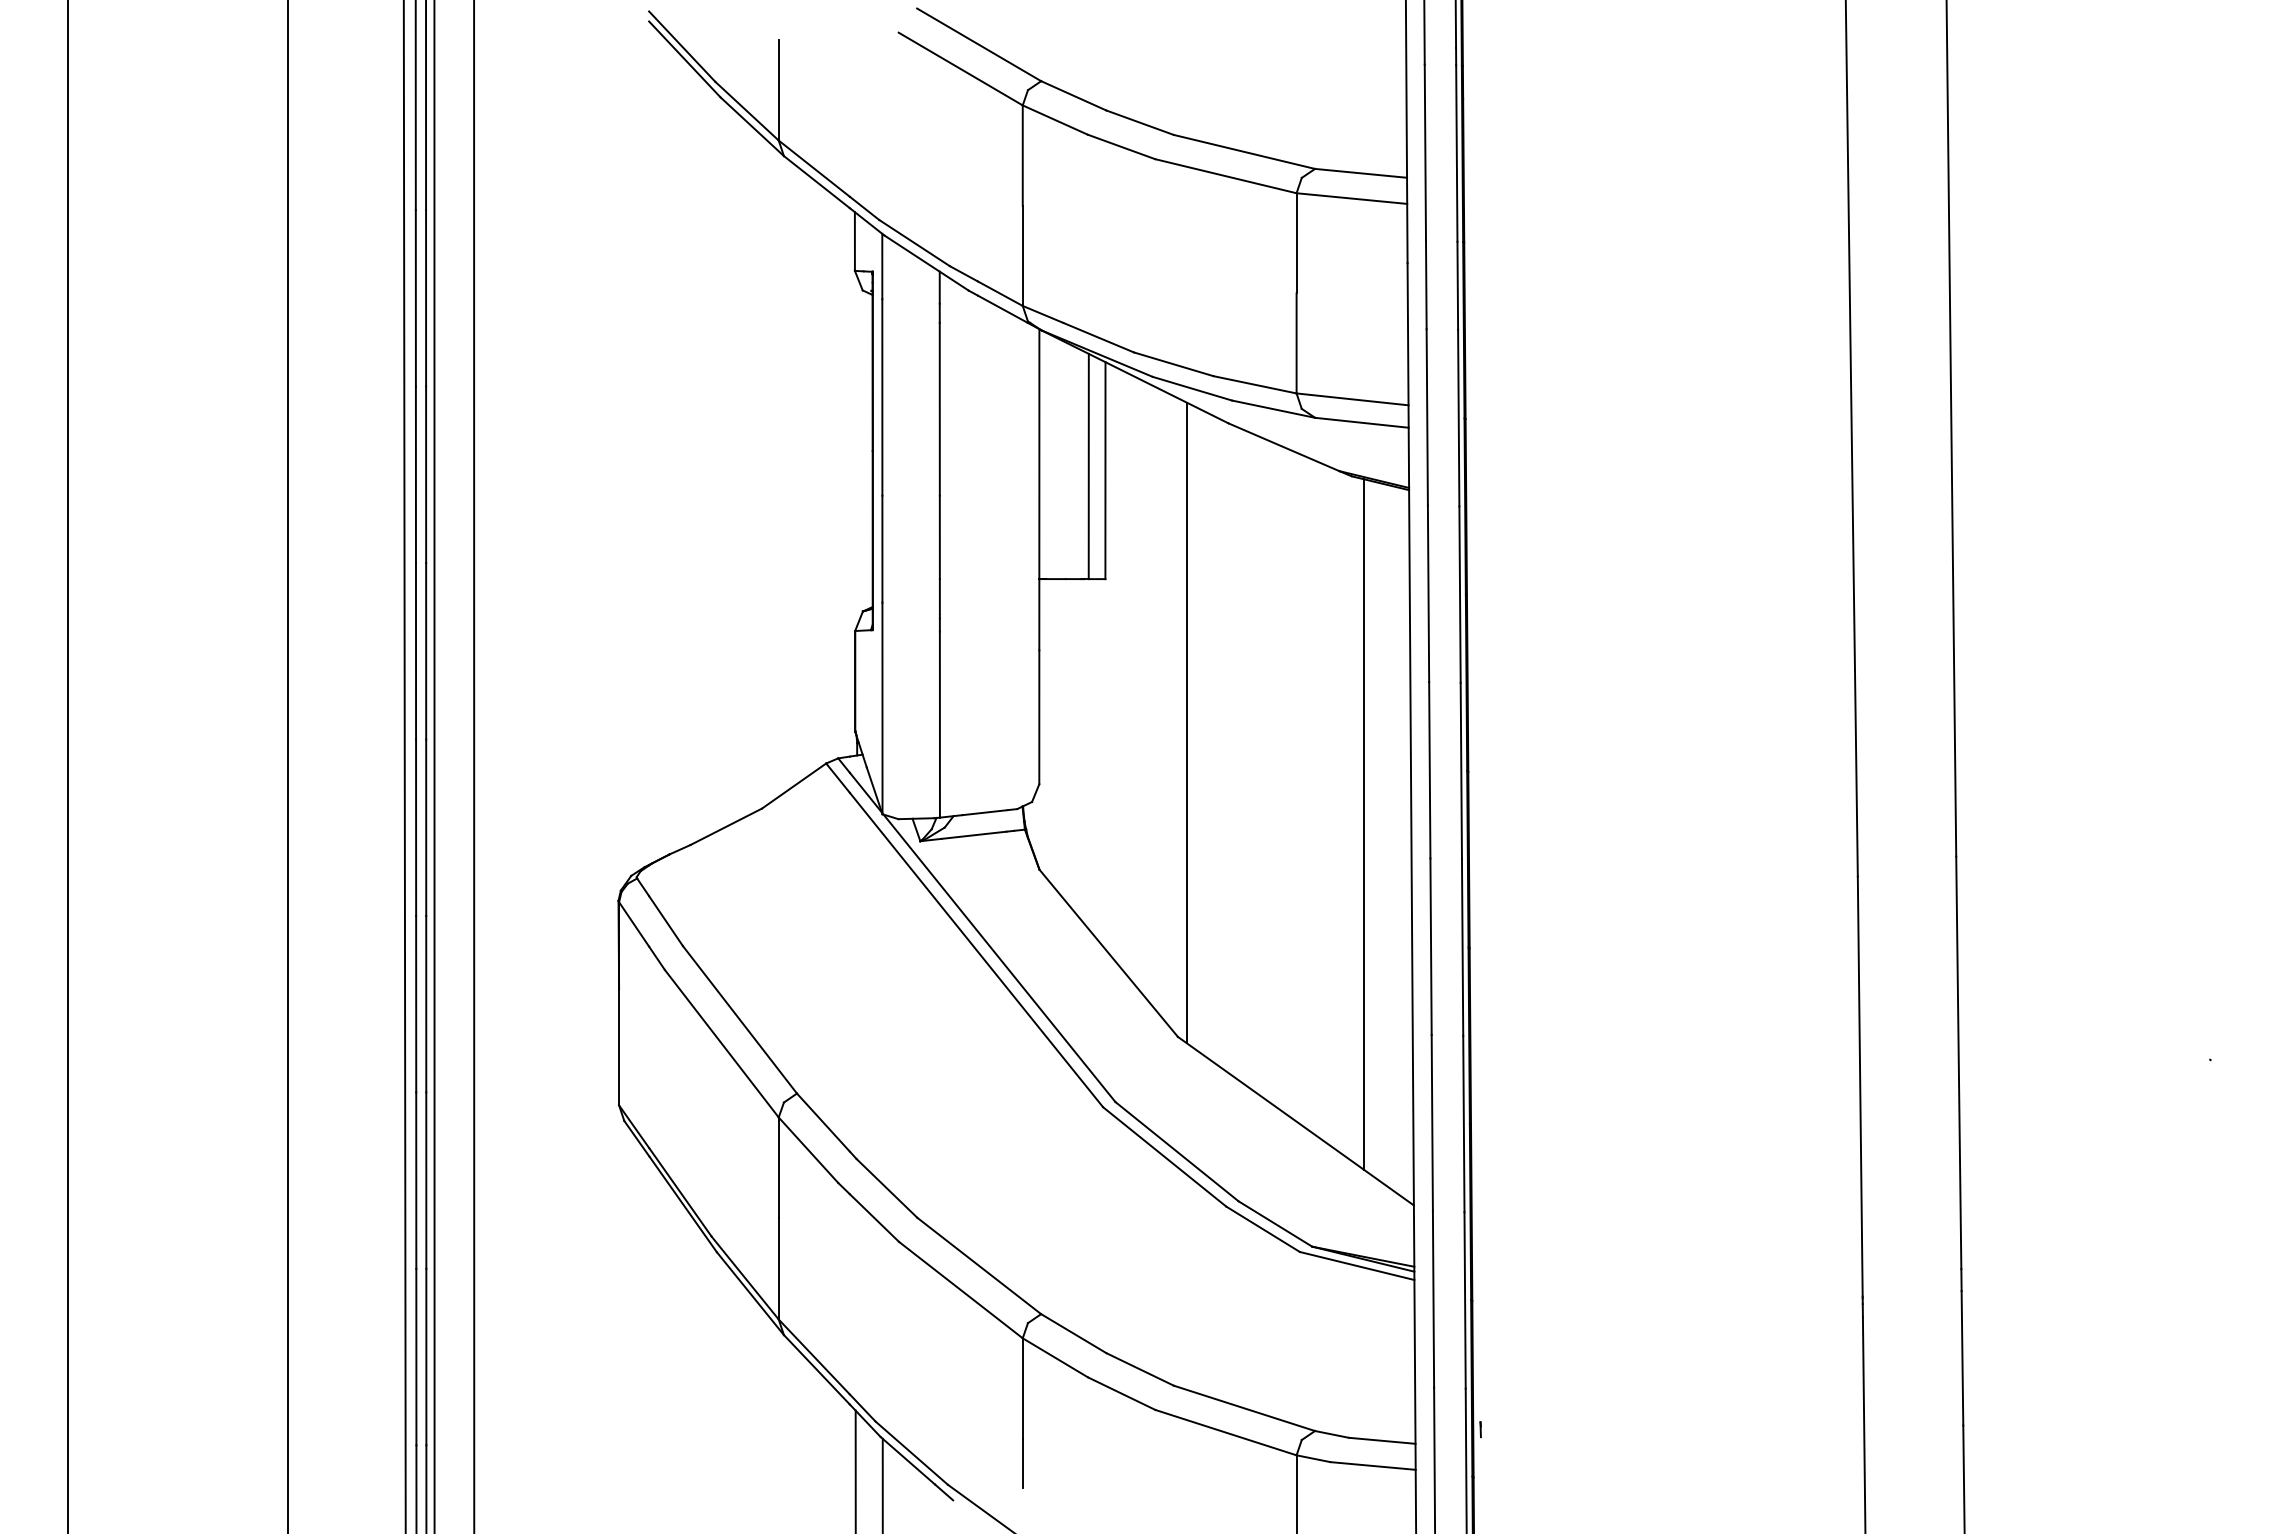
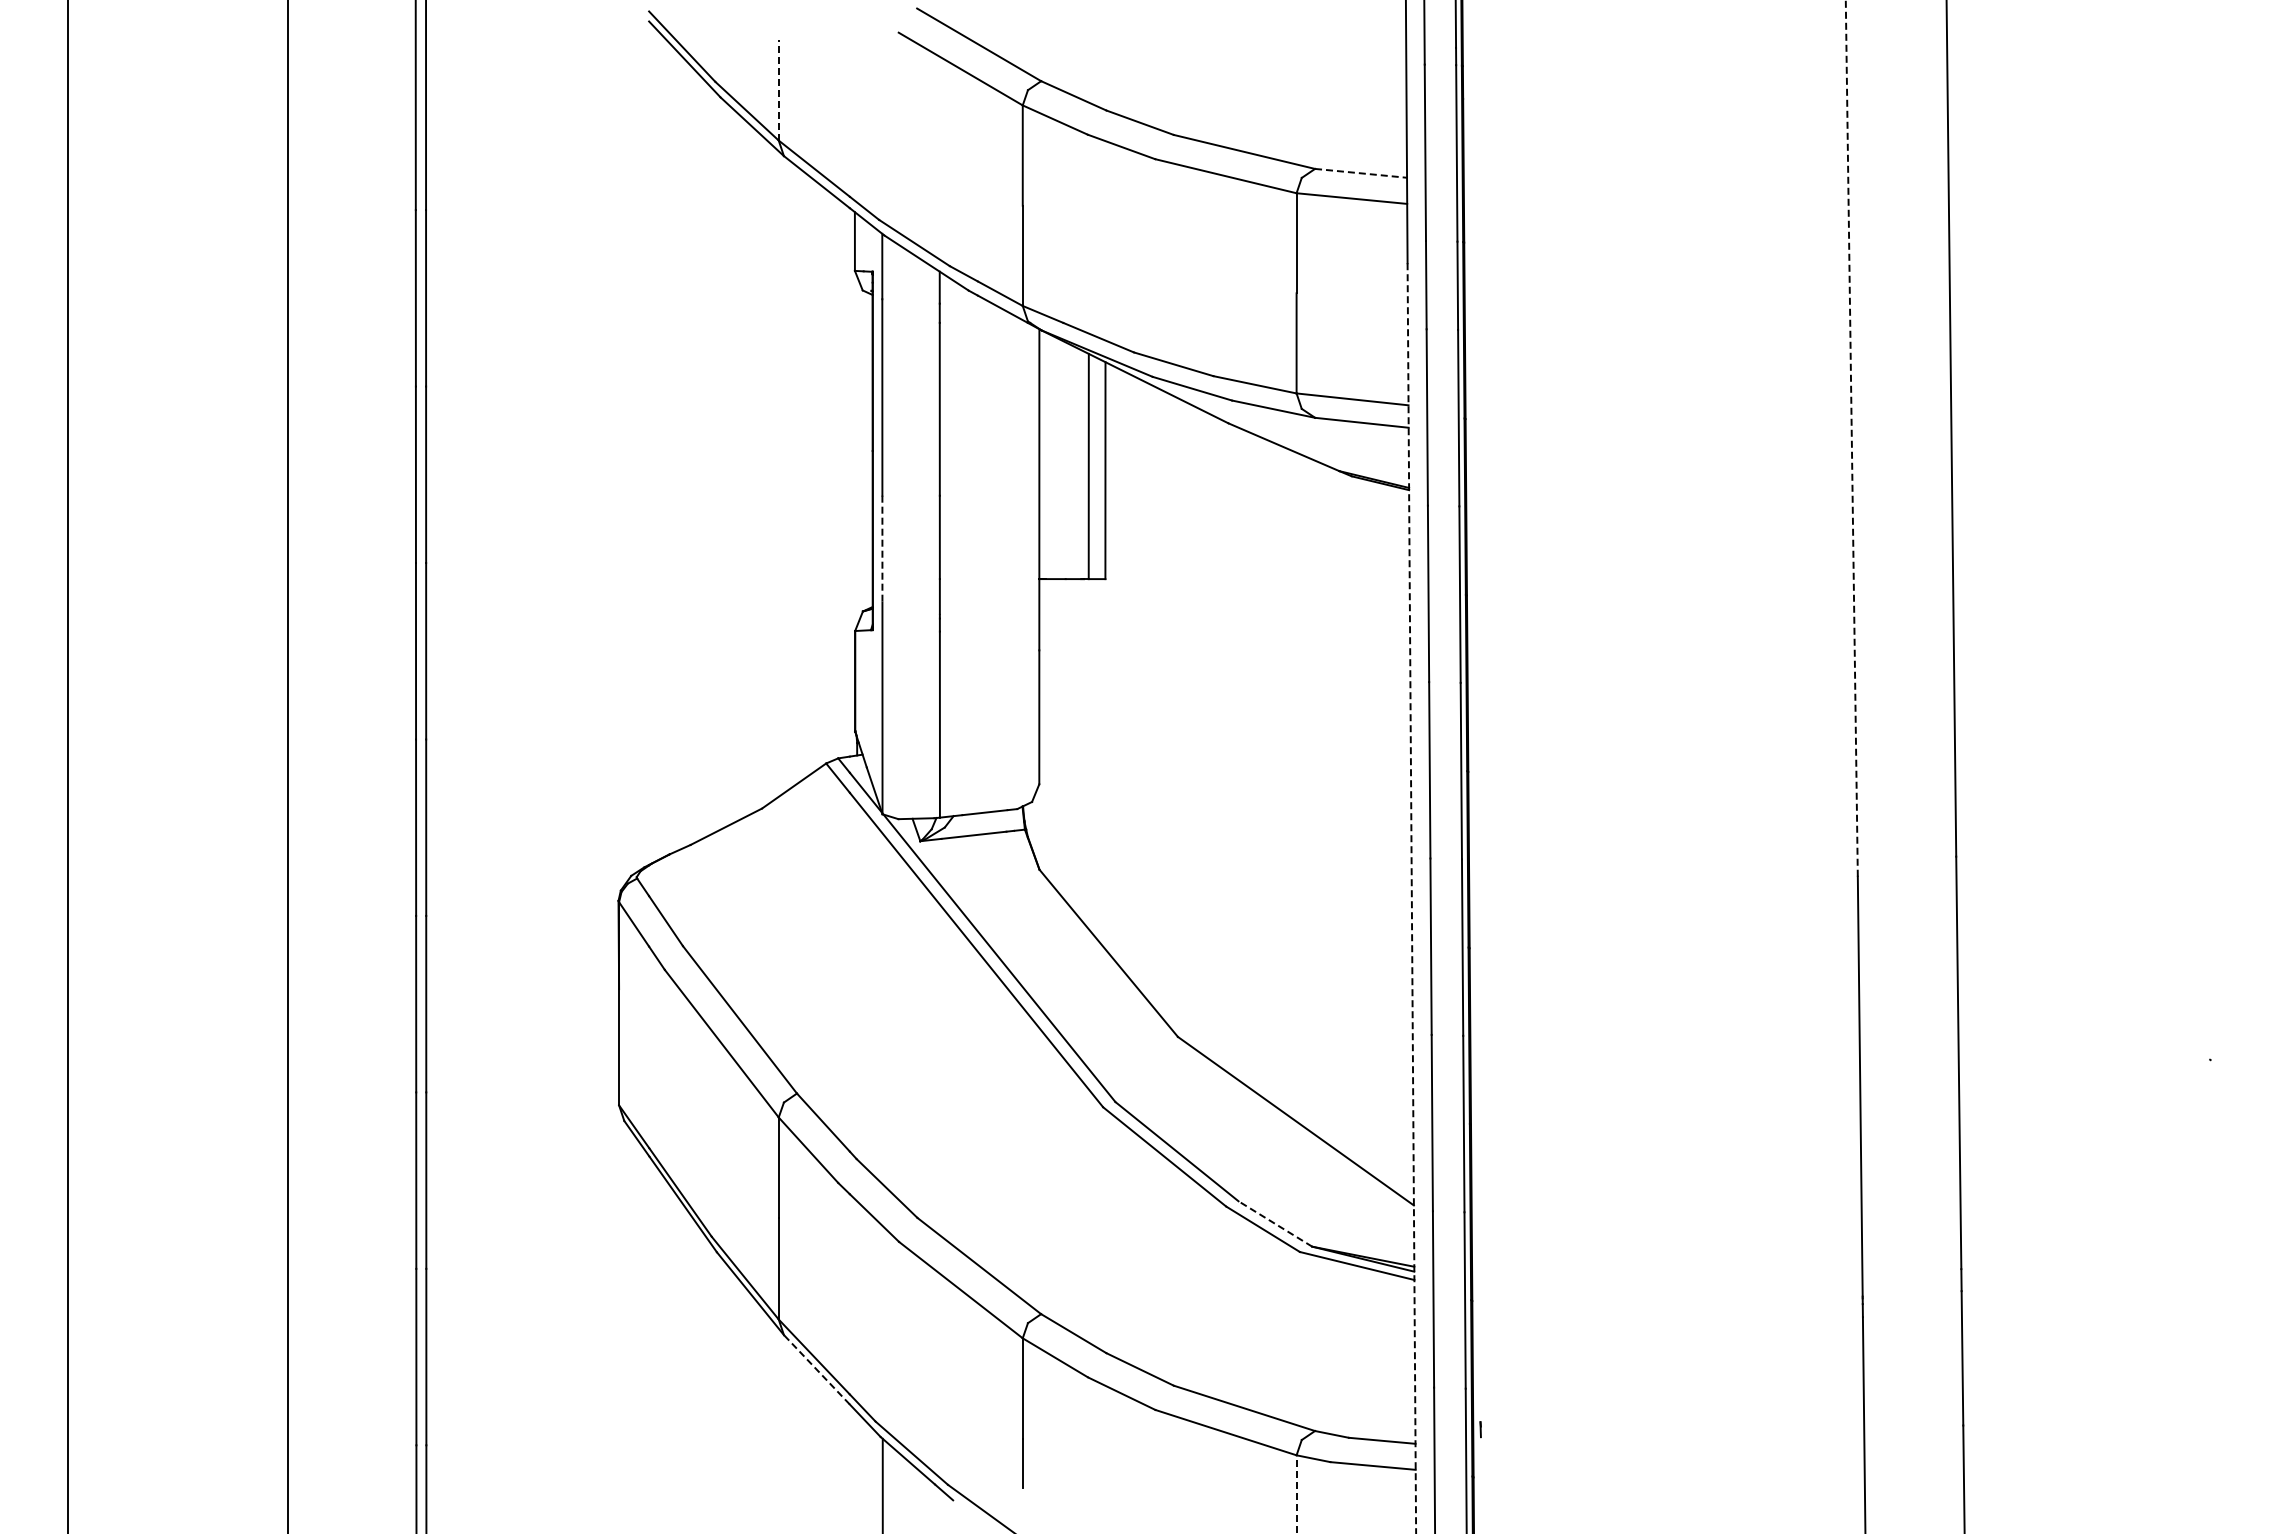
line: solid -> dashed (778, 89)
line: solid -> dashed (1361, 173)
line: solid -> dashed (1851, 437)
line: solid -> dashed (882, 549)
line: present -> none (1187, 722)
line: present -> none (404, 766)
line: present -> none (434, 766)
line: present -> none (474, 766)
line: present -> none (1363, 824)
line: solid -> dashed (1411, 898)
line: solid -> dashed (1274, 1223)
line: solid -> dashed (816, 1369)
line: present -> none (855, 1470)
line: solid -> dashed (1296, 1493)
